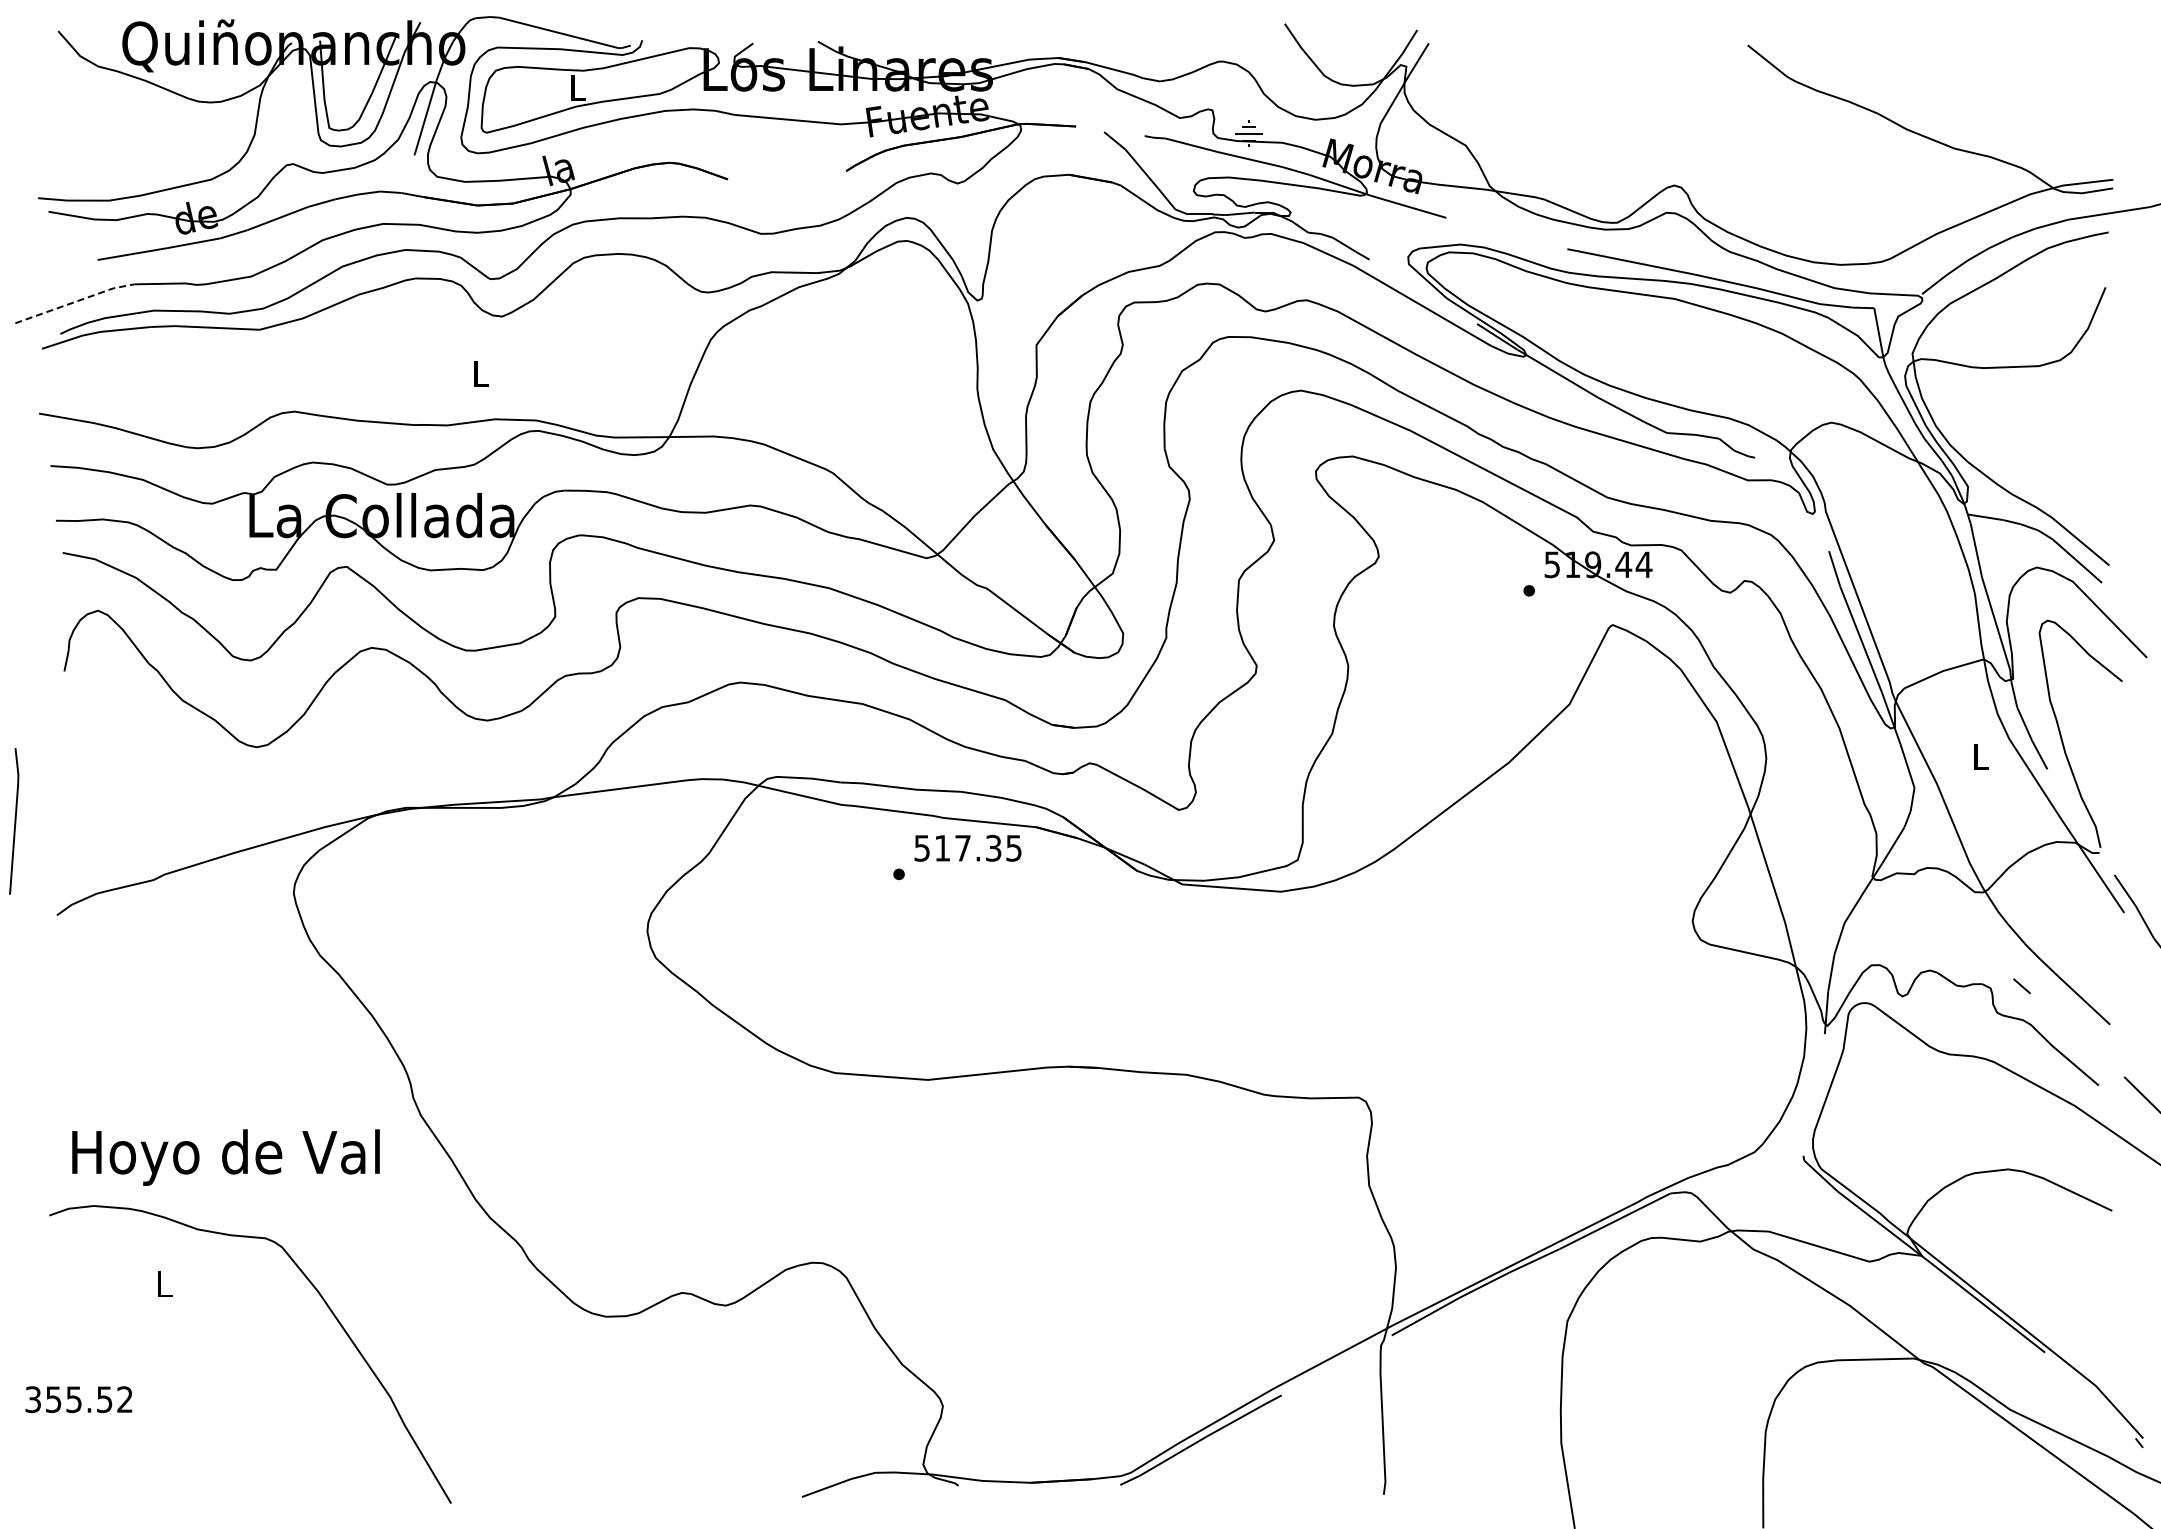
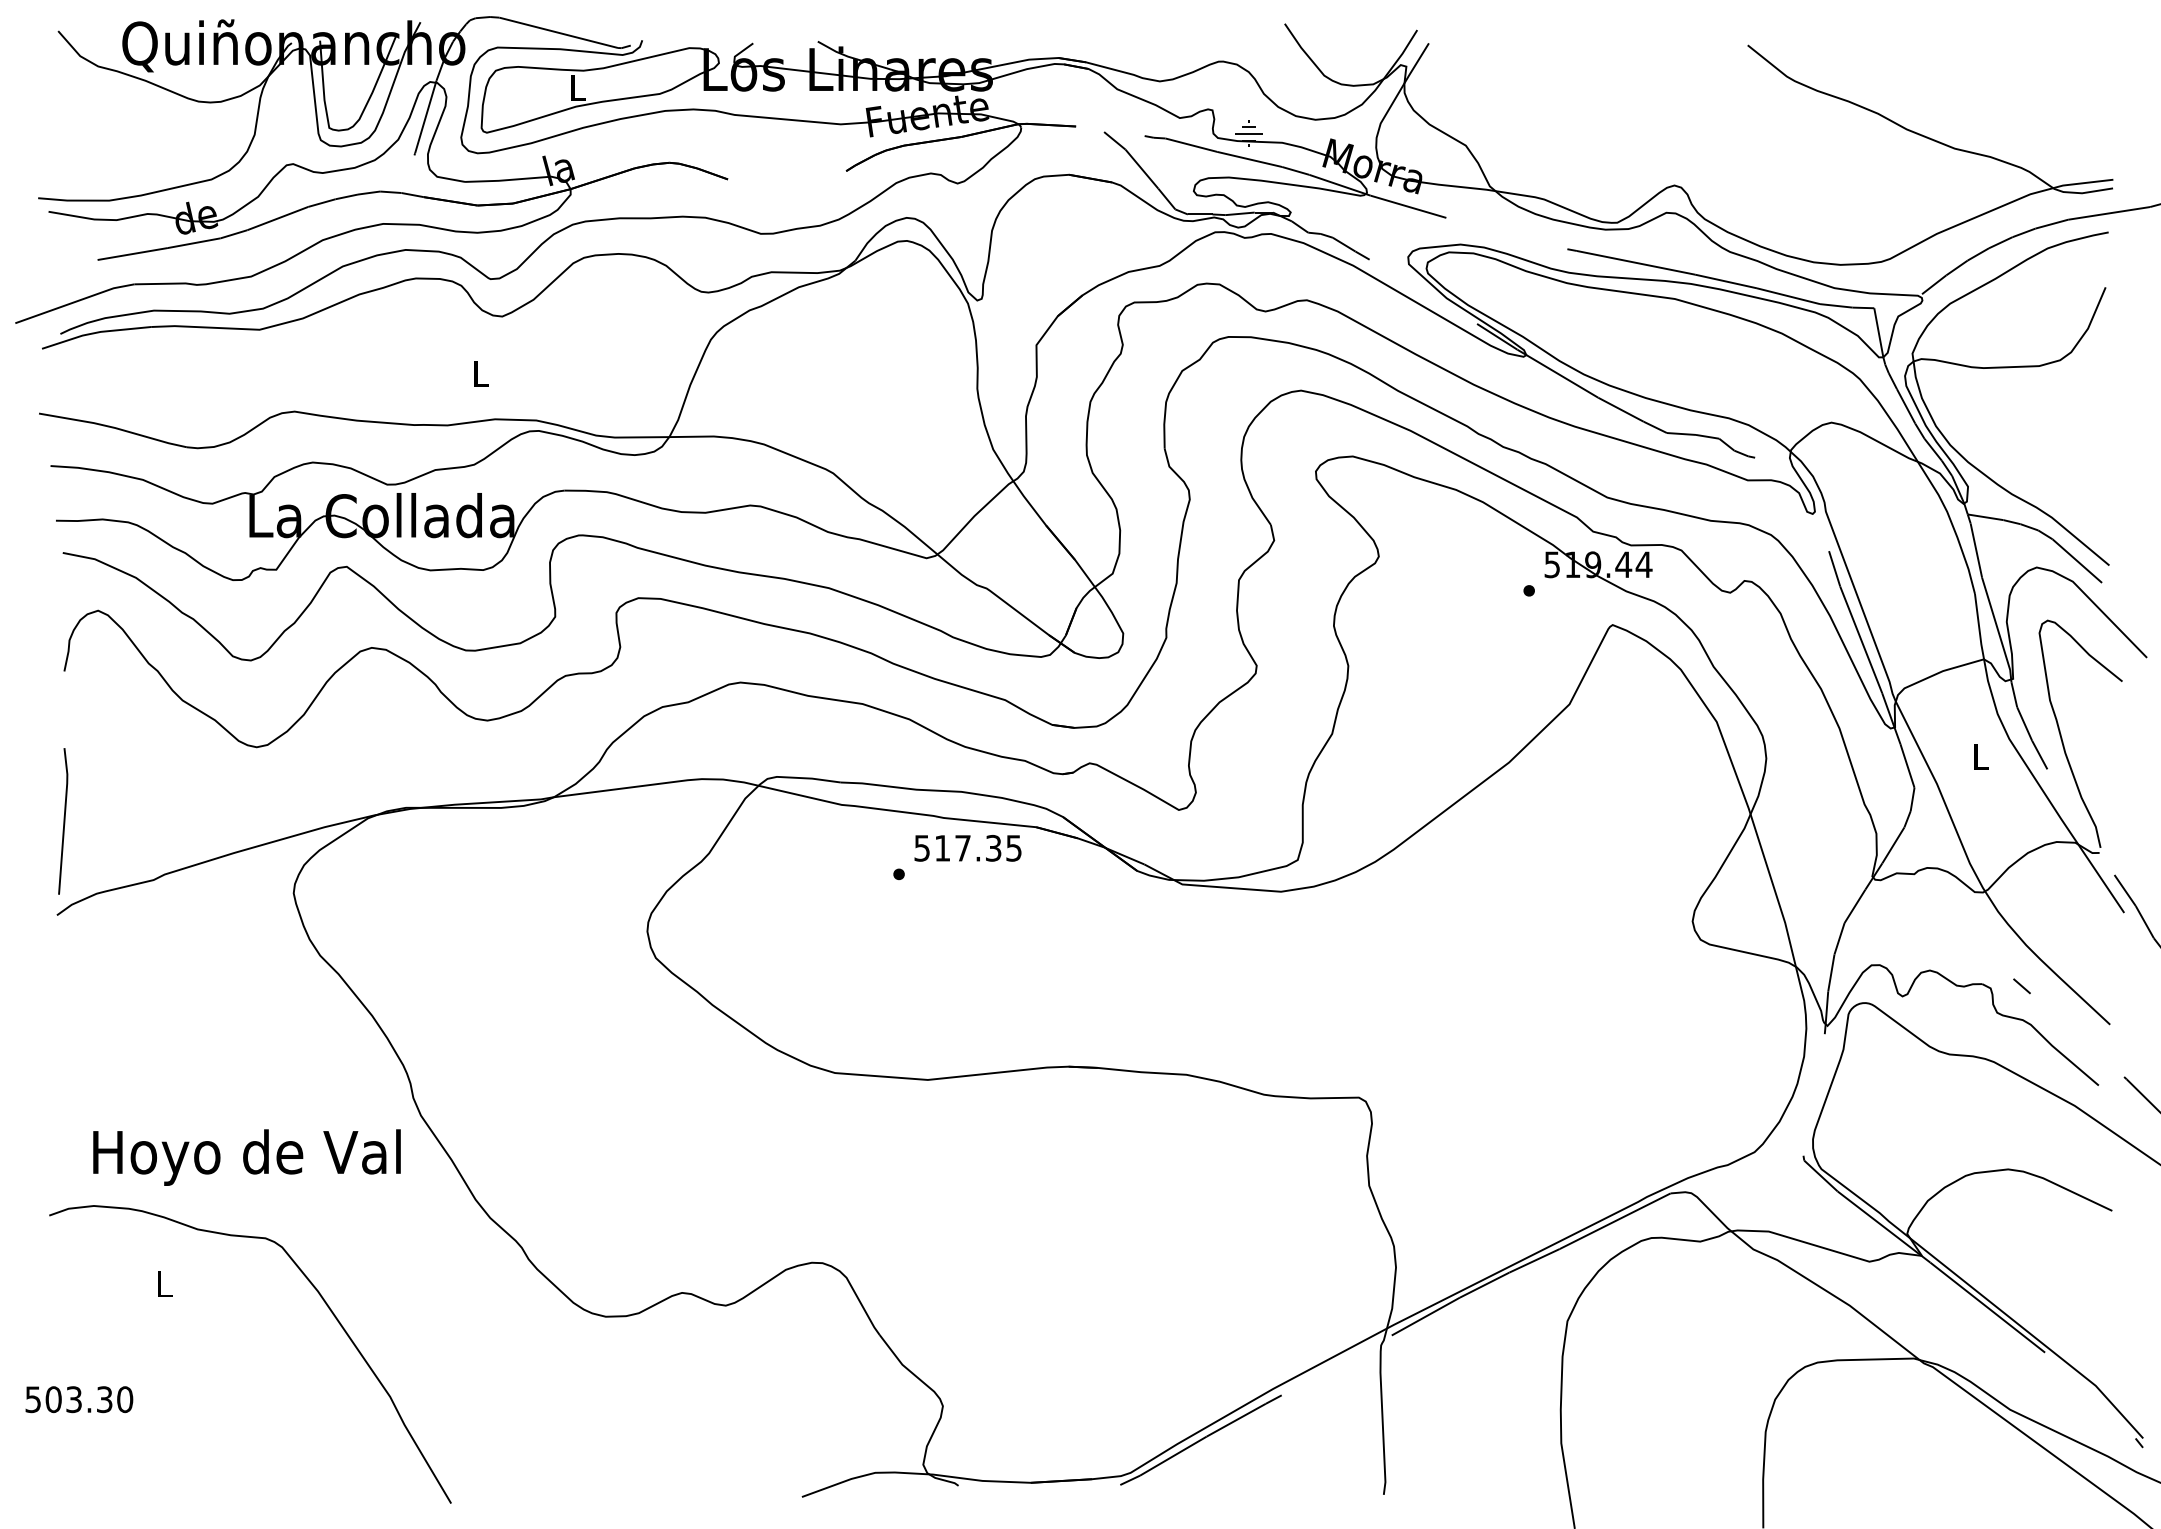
line: dashed -> solid (75, 301)
line position: (14, 821) -> (63, 821) (63, 821)
text position: (225, 1157) -> (246, 1157) (246, 1157)
text: 355.52 -> 503.30 (79, 1399)
